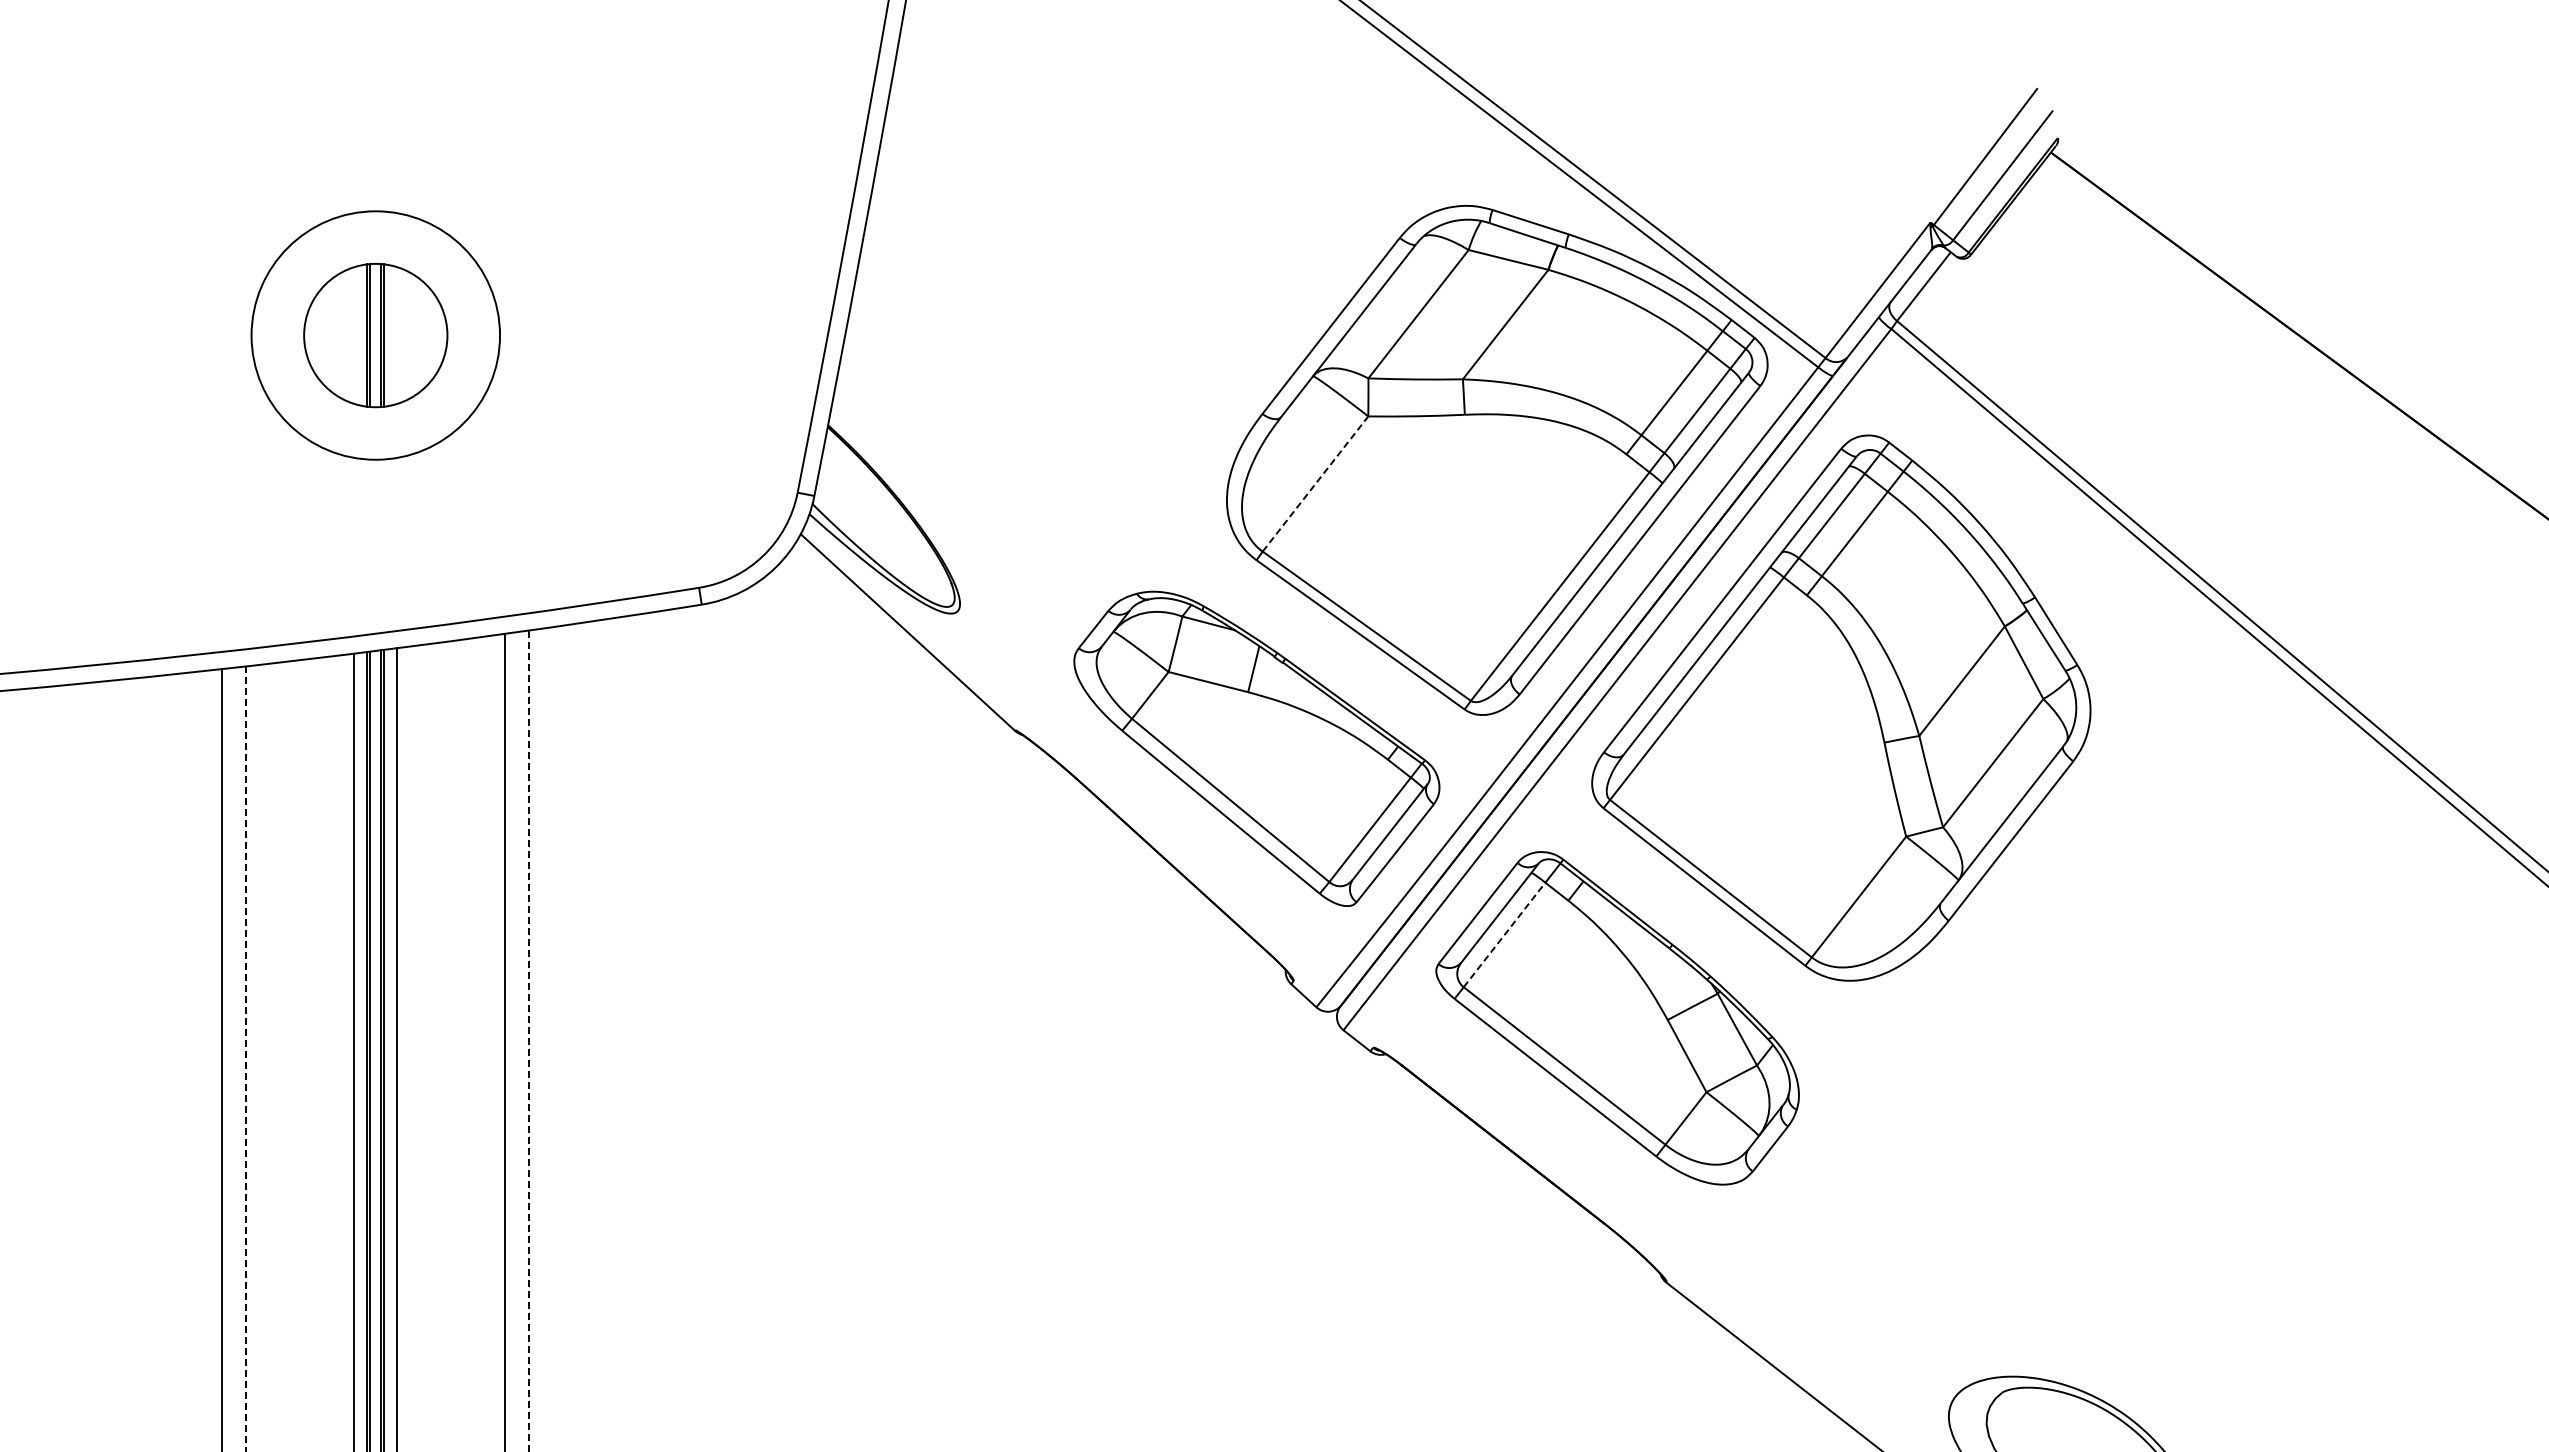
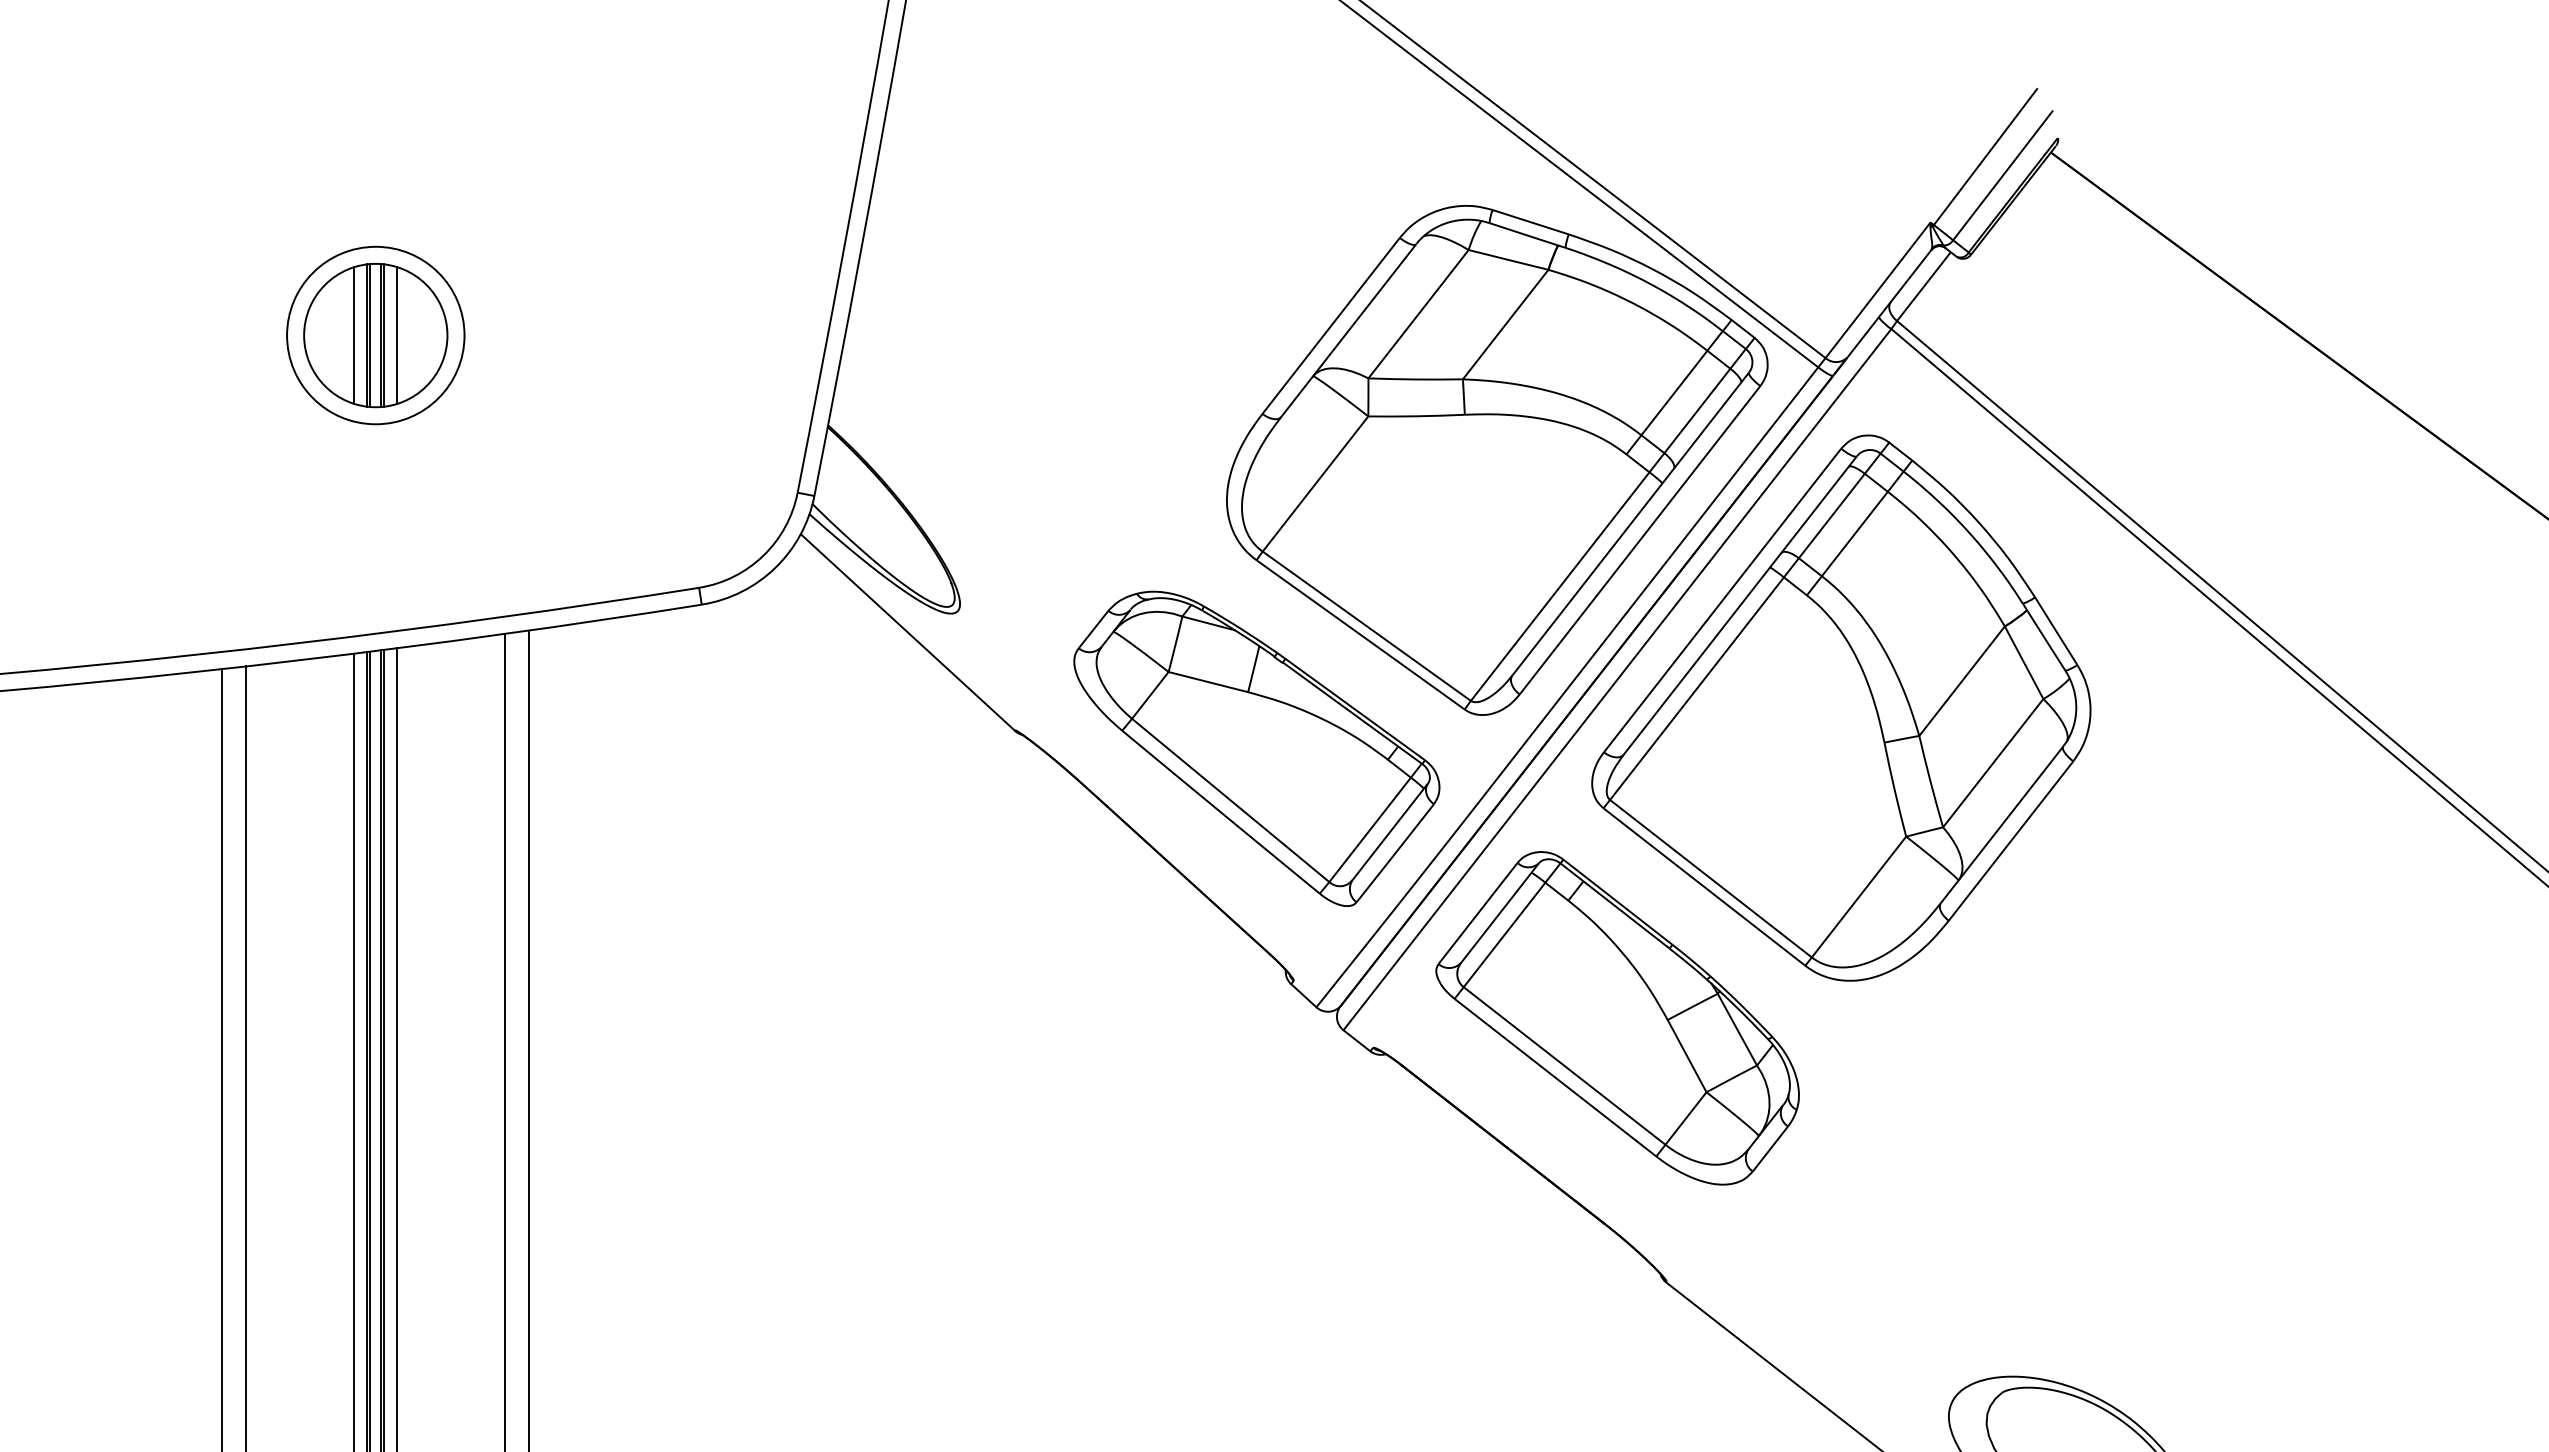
line: none -> present (353, 335)
circle diameter: 248 px -> 177 px (375, 335)
line: none -> present (397, 335)
line: dashed -> solid (1315, 484)
line: dashed -> solid (1504, 934)
line: dashed -> solid (528, 1041)
line: dashed -> solid (245, 1059)
